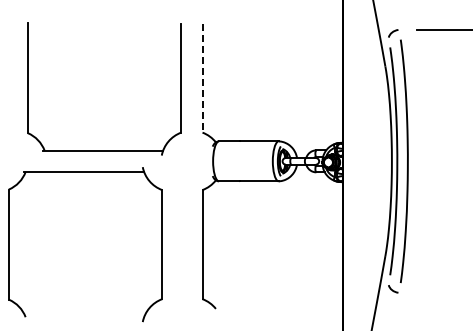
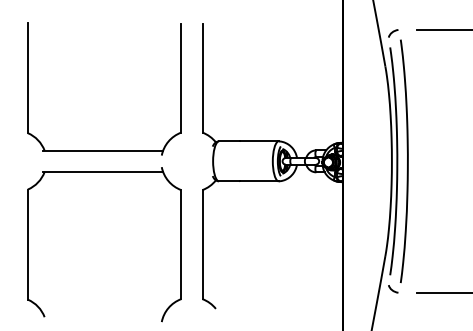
line: dashed -> solid (202, 78)
part position: (85, 172) -> (104, 172) (104, 172)
line: none -> present (443, 292)
